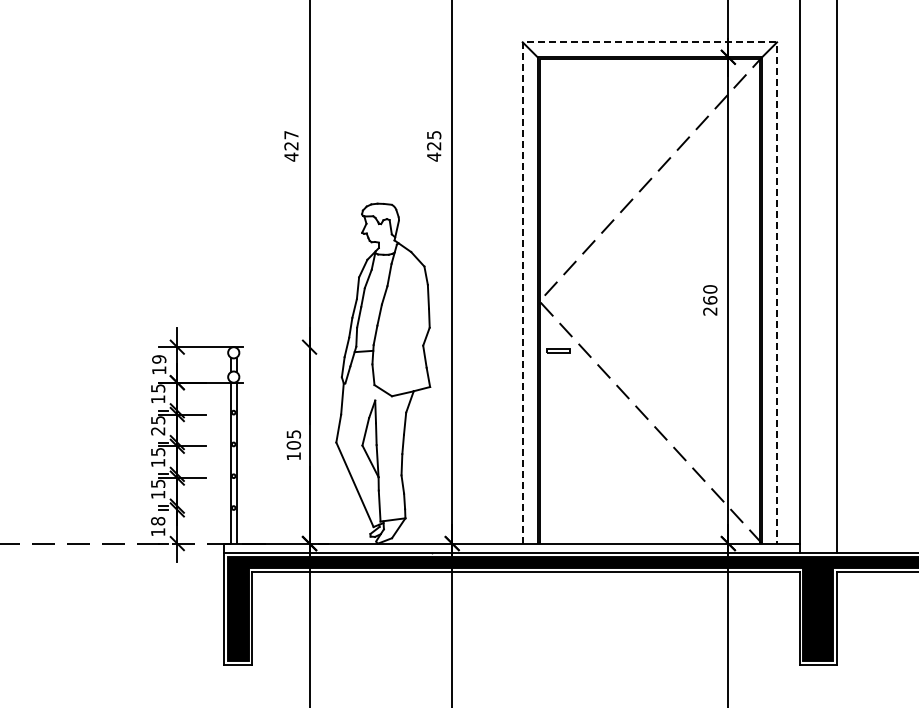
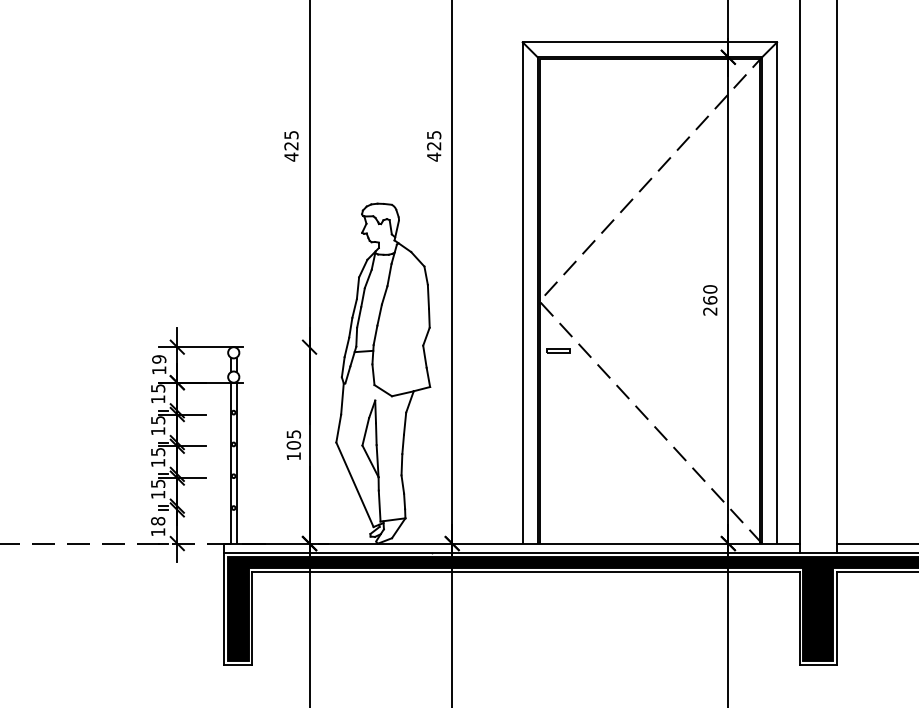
line: dashed -> solid (650, 42)
text: 427 -> 425 (291, 135)
text: 25 -> 15 (158, 431)
line: none -> present (875, 543)
